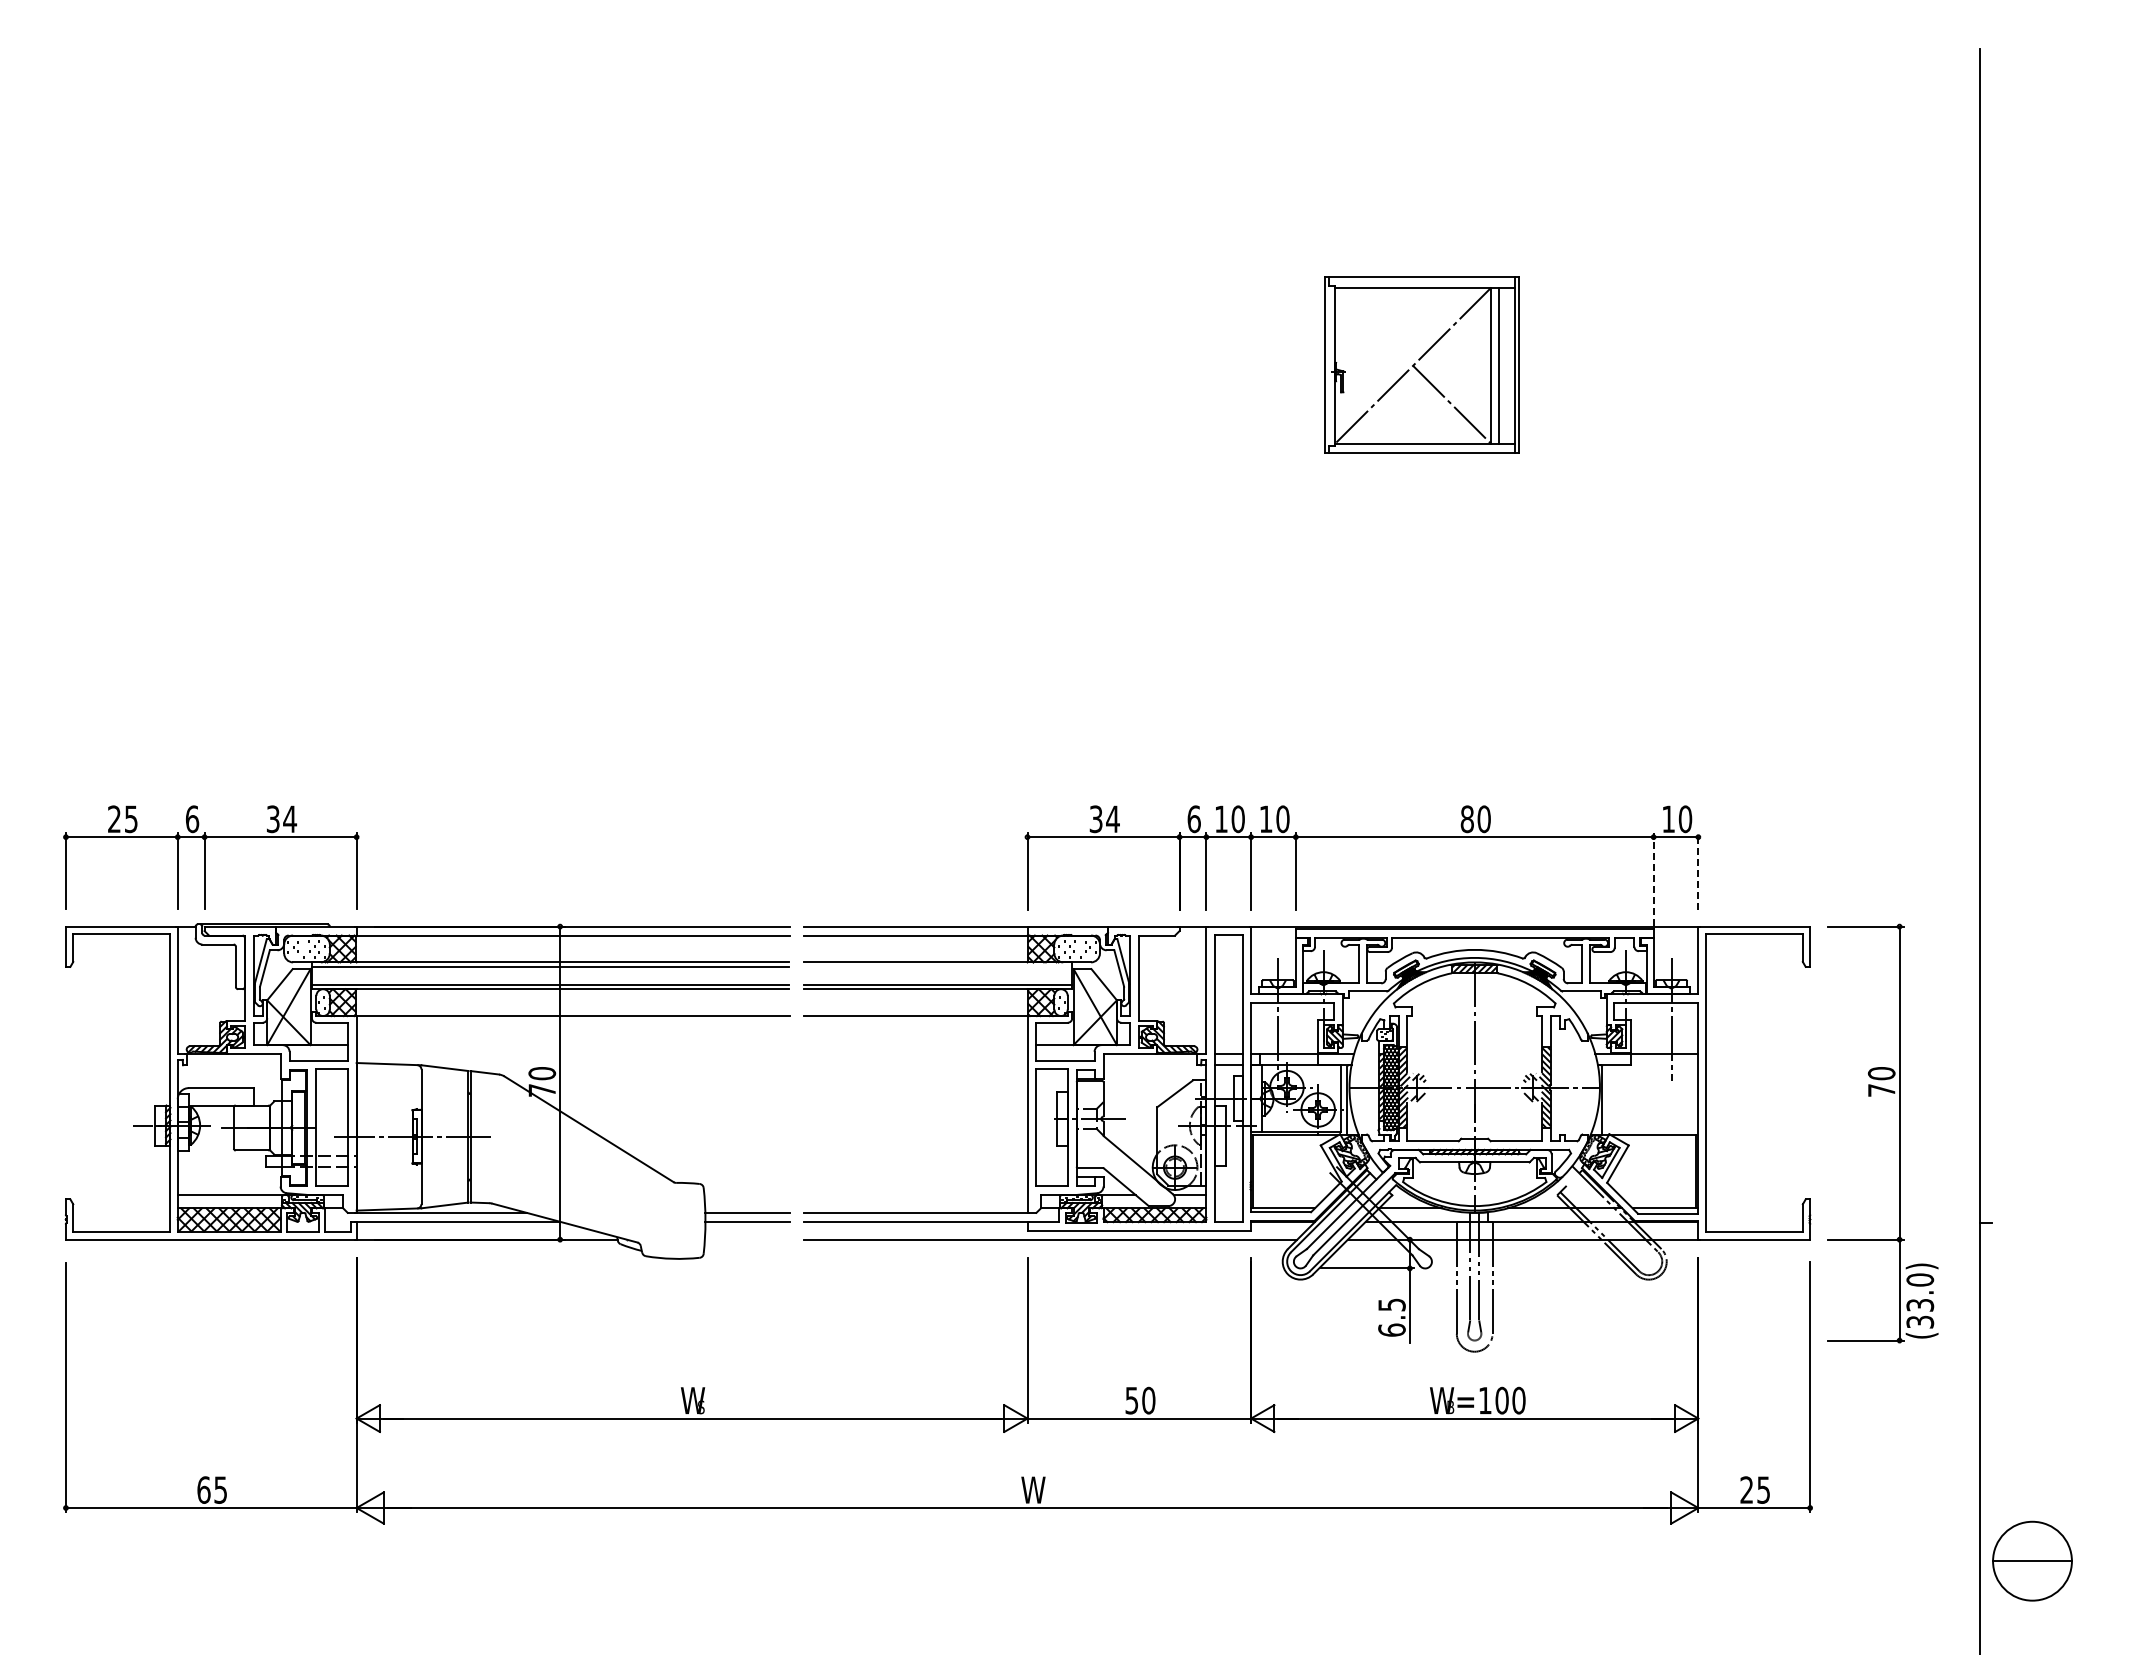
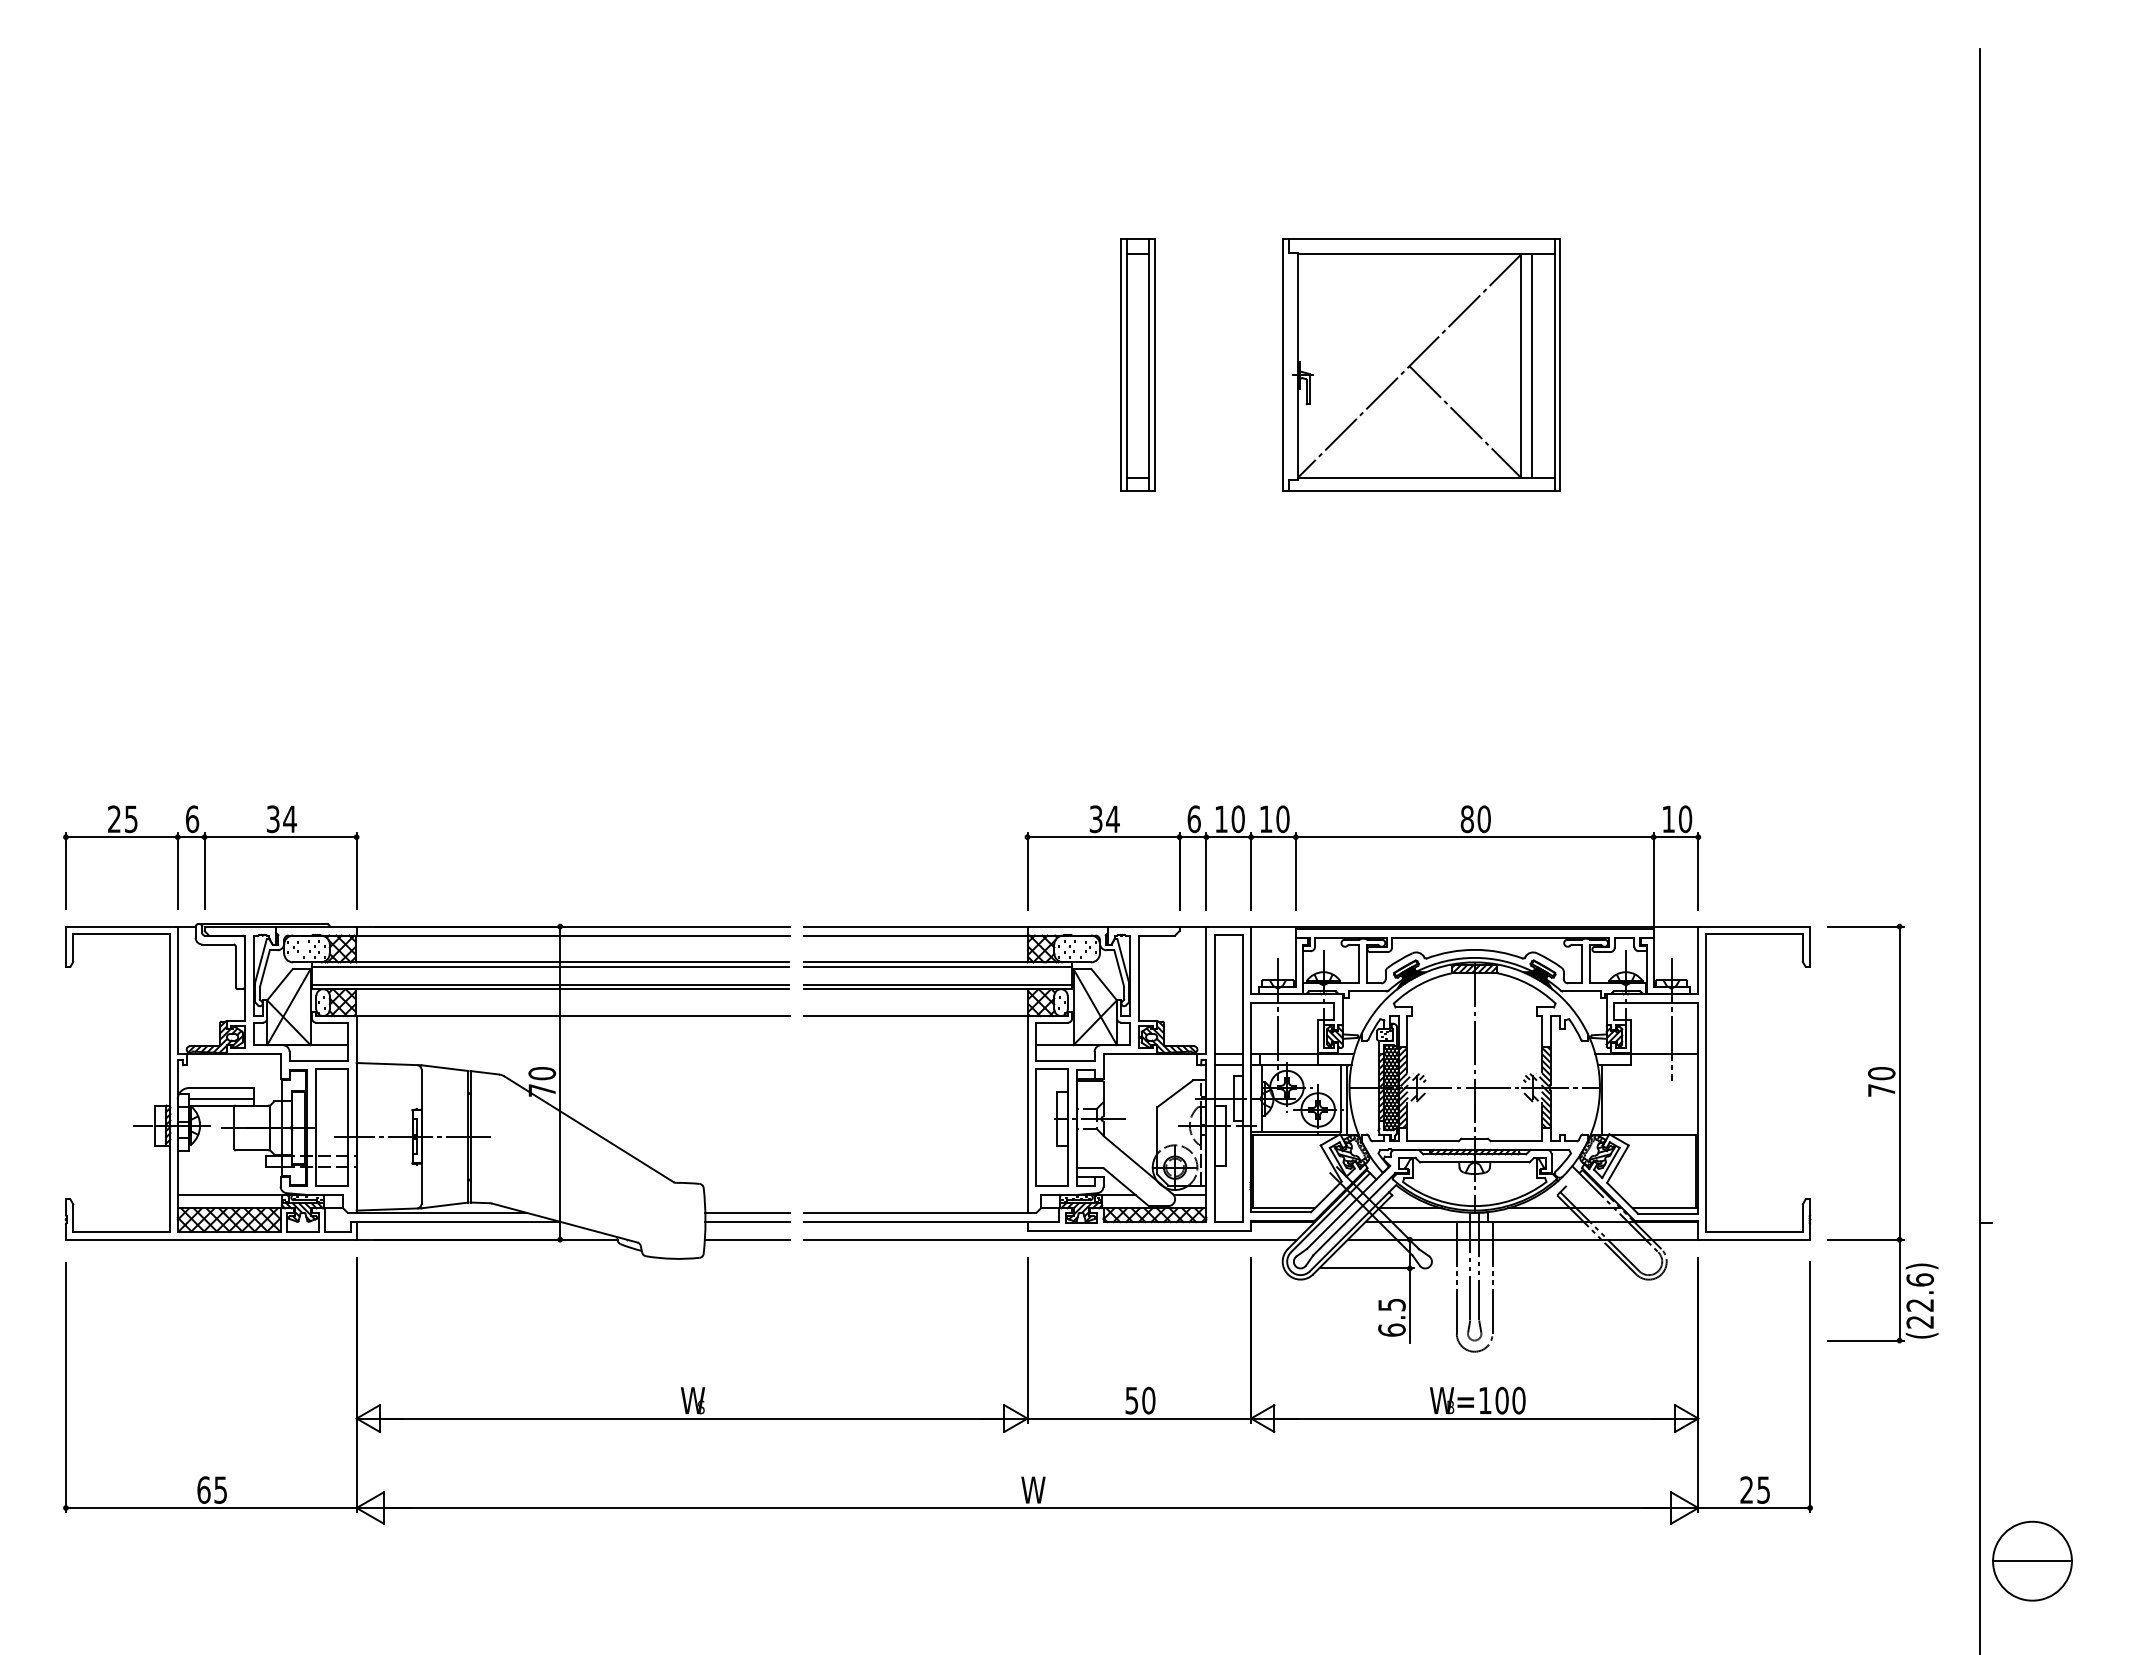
part: none -> present (1137, 364)
part size: 196x178 px -> 279x254 px (1421, 364)
line: dashed -> solid (1698, 871)
line: dashed -> solid (1653, 879)
line: none -> present (937, 966)
line: none -> present (220, 1099)
line: none -> present (747, 1239)
text: (33.0) -> (22.6) (1920, 1300)
